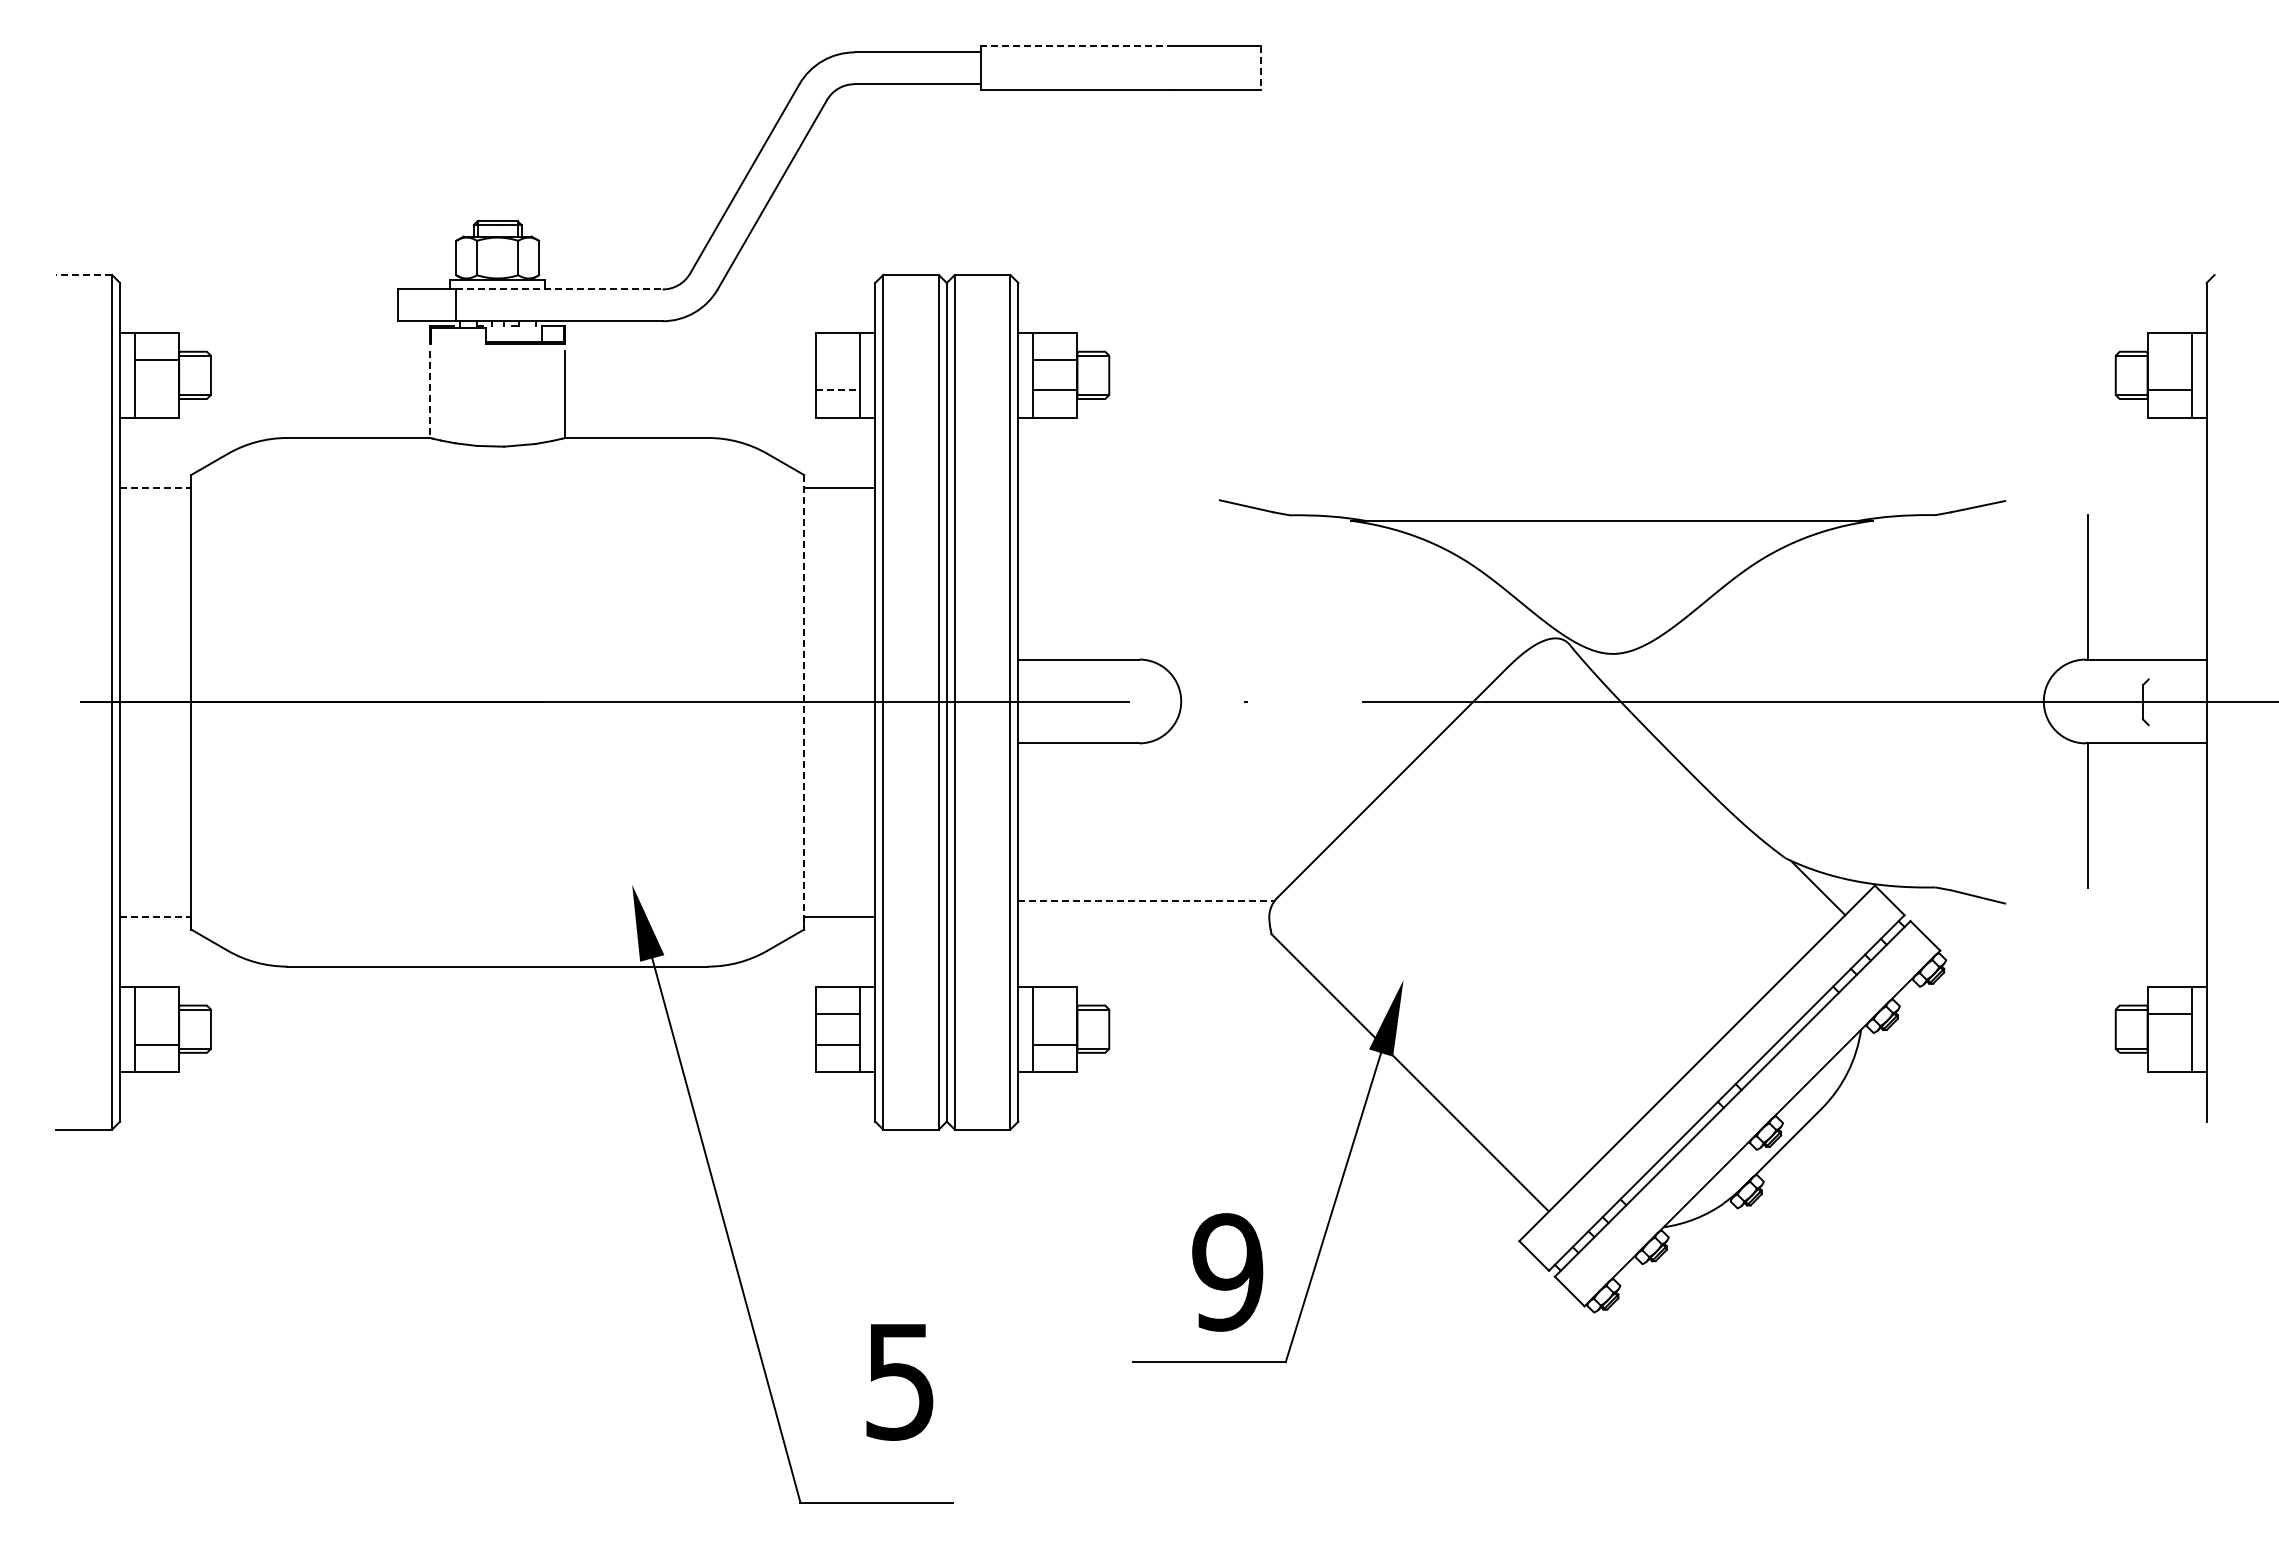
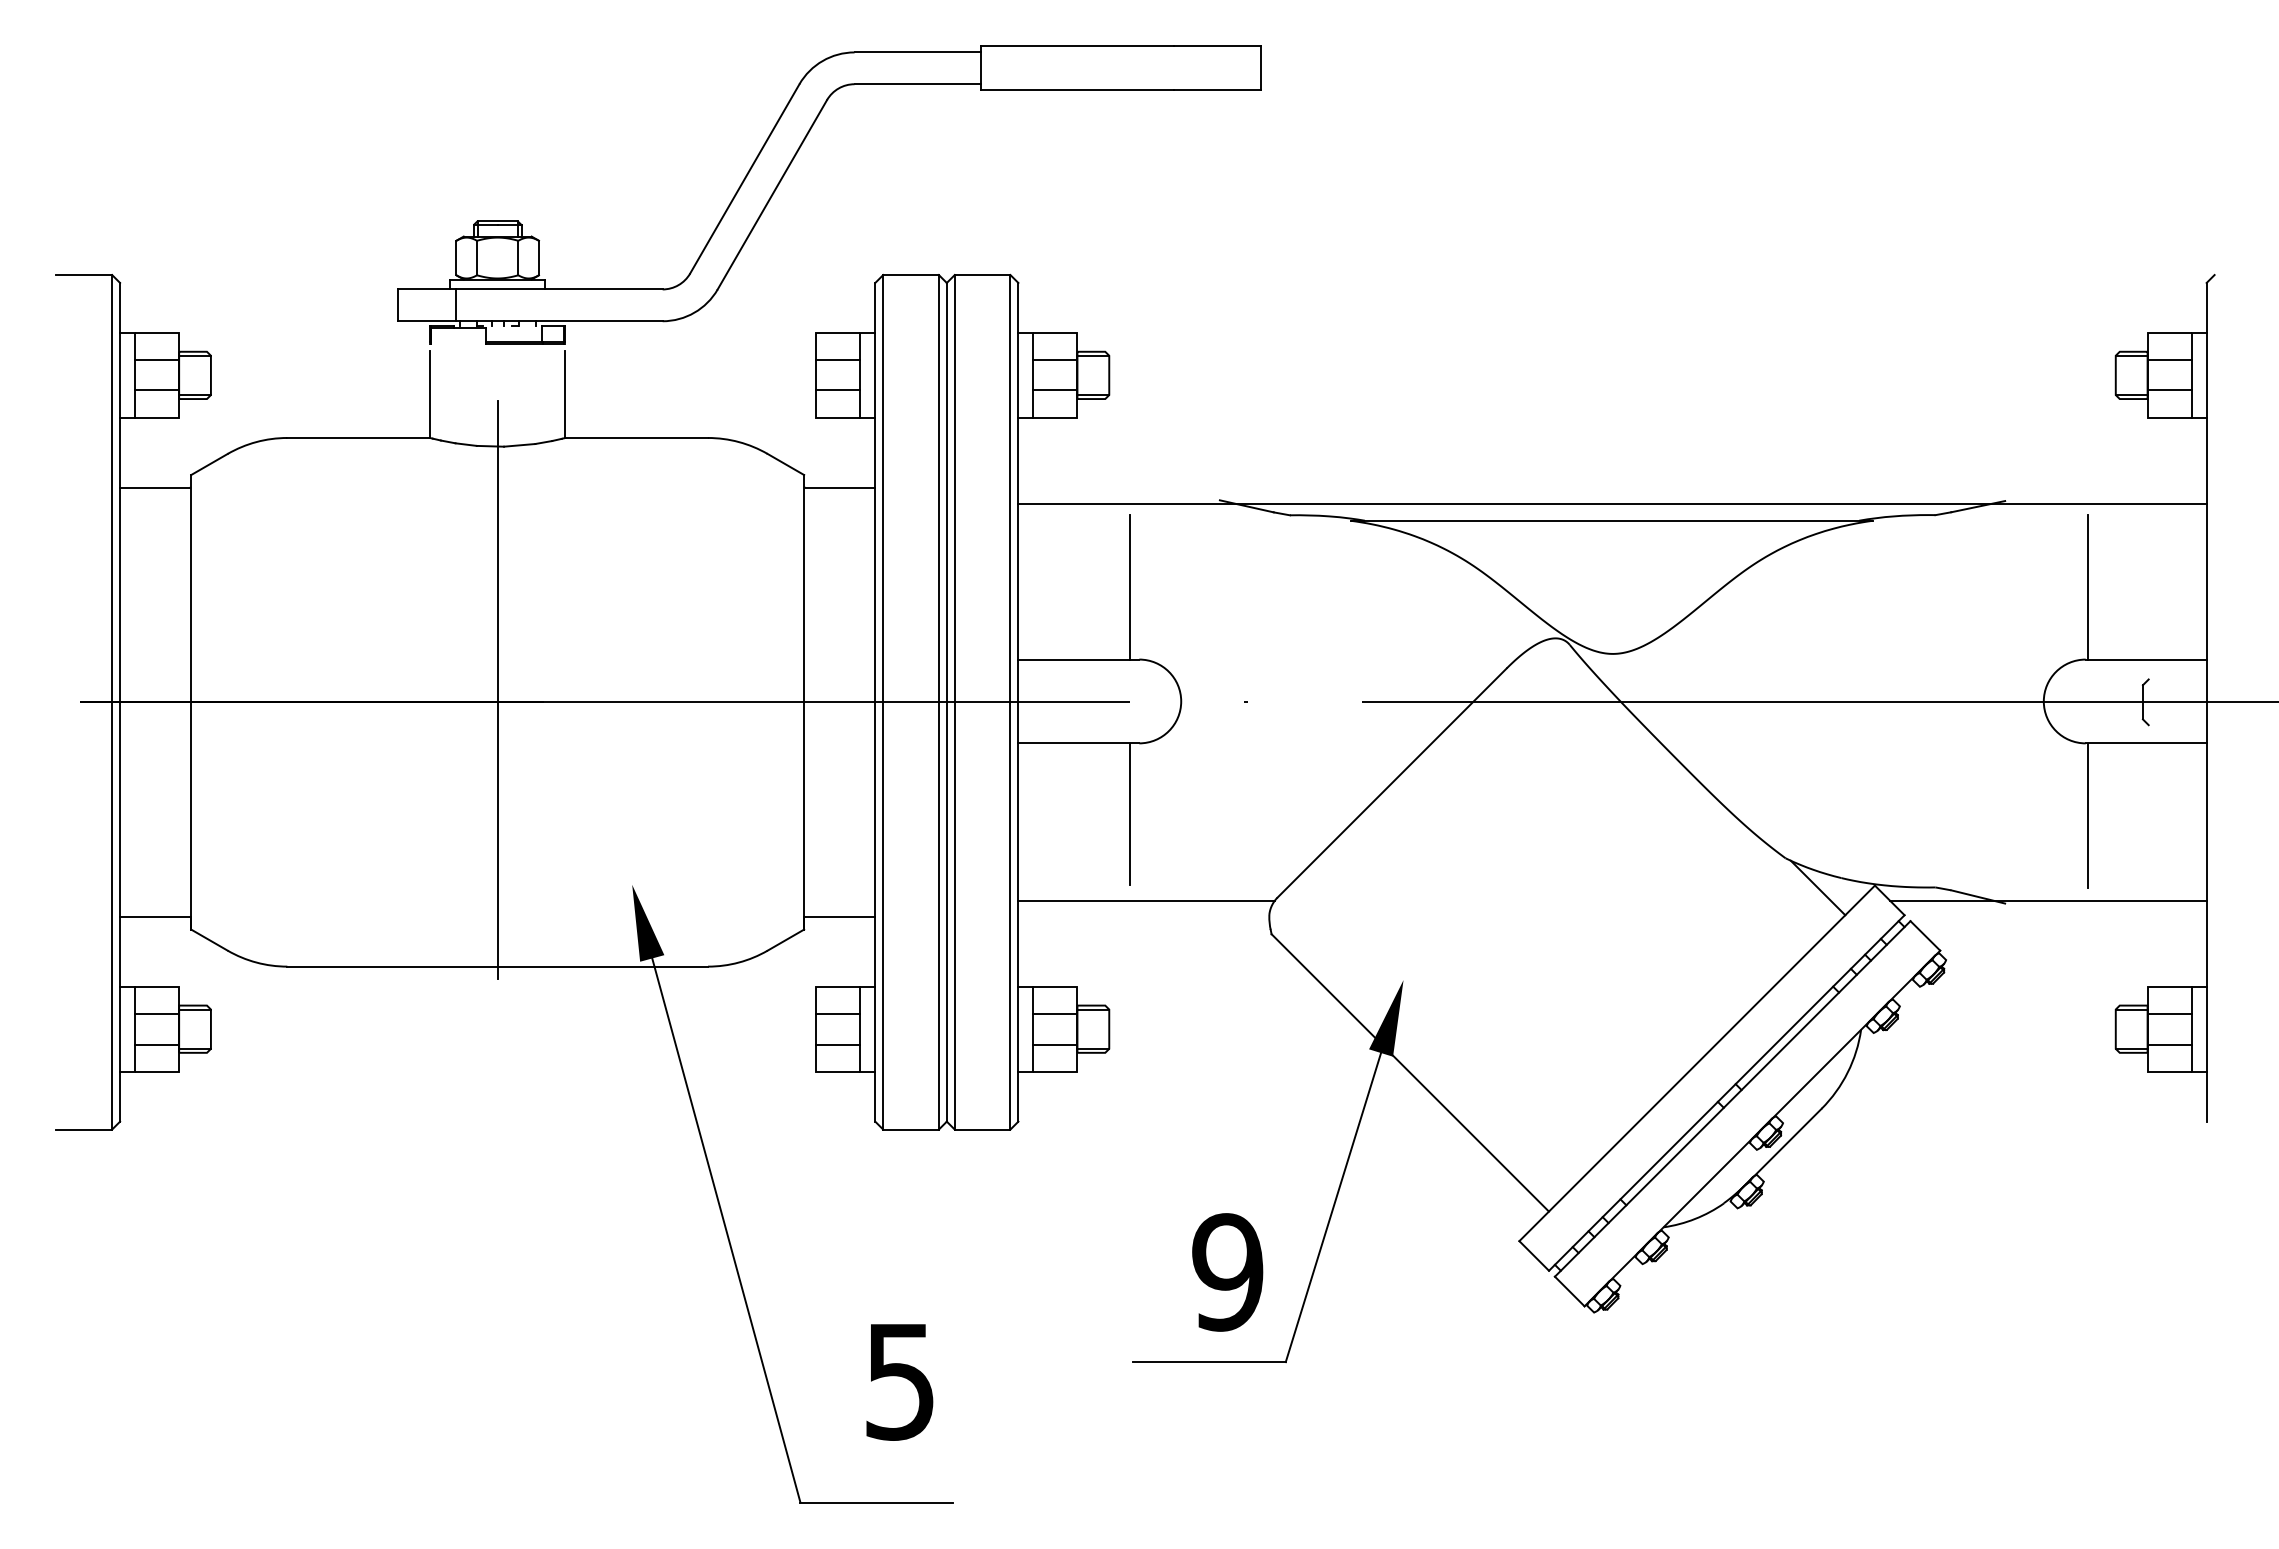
line: dashed -> solid (1076, 46)
line: dashed -> solid (1260, 68)
line: dashed -> solid (84, 275)
line: dashed -> solid (559, 289)
line: none -> present (838, 359)
line: none -> present (2169, 359)
line: none -> present (157, 390)
line: dashed -> solid (838, 390)
line: dashed -> solid (430, 394)
line: dashed -> solid (154, 487)
line: none -> present (1612, 503)
line: none -> present (1129, 587)
line: none -> present (497, 689)
line: dashed -> solid (804, 702)
line: none -> present (1129, 814)
line: dashed -> solid (1147, 901)
line: none -> present (2048, 901)
line: dashed -> solid (154, 916)
line: none -> present (157, 1014)
line: none -> present (1055, 1014)
line: none -> present (2169, 1044)
